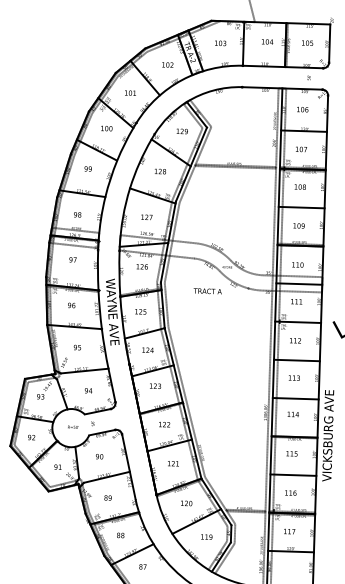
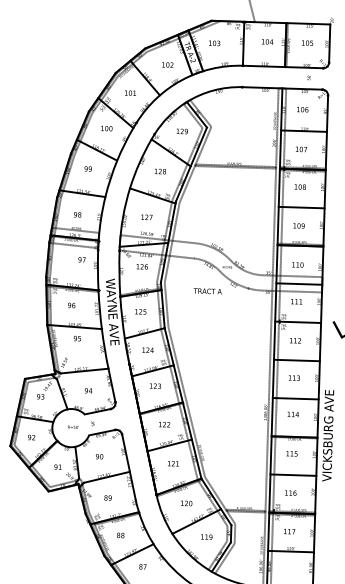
text position: (220, 43) -> (214, 43) (214, 43)
text position: (72, 259) -> (81, 259) (81, 259)
text position: (77, 347) -> (77, 338) (77, 338)
